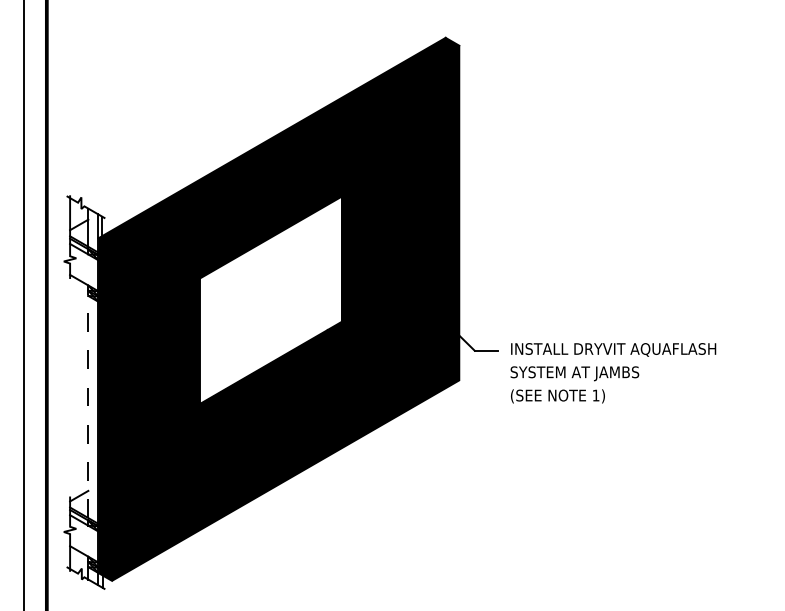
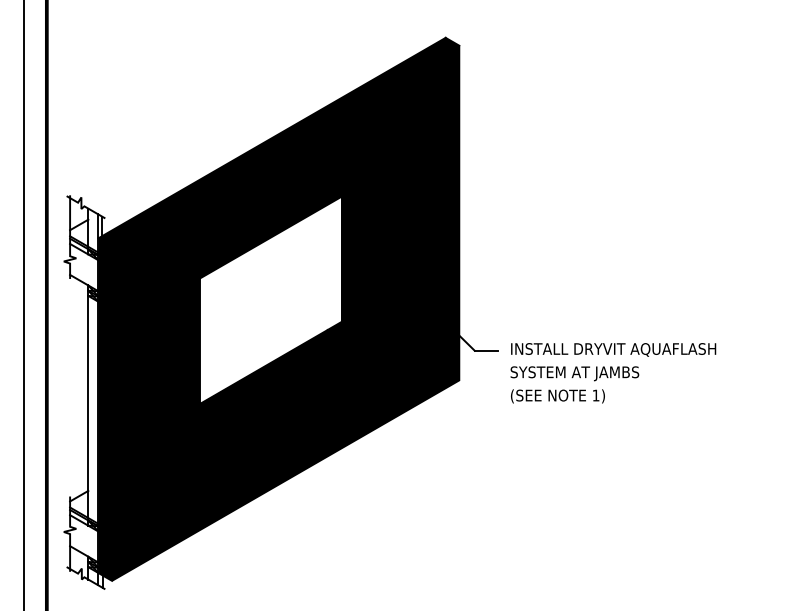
line: dashed -> solid (88, 401)
